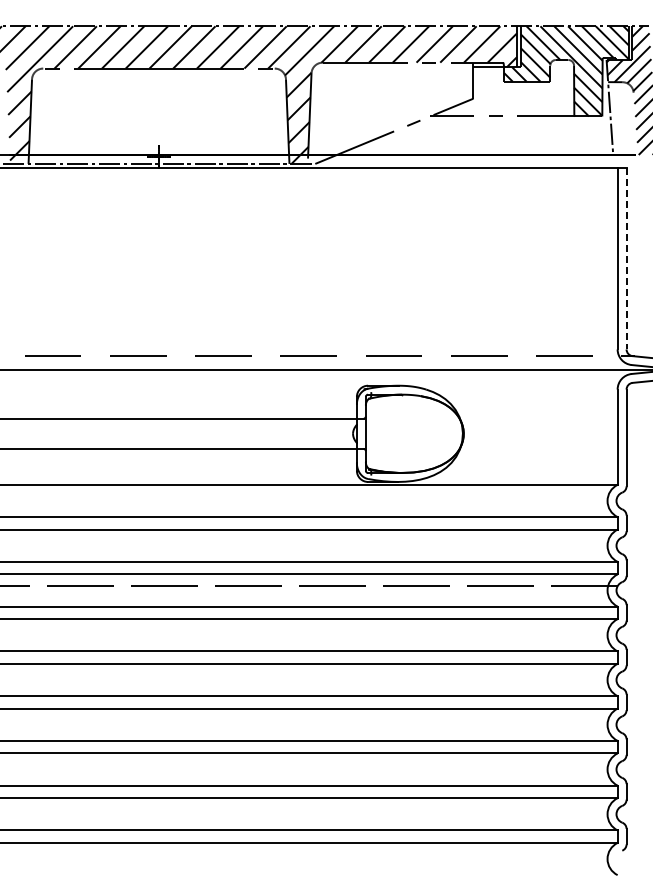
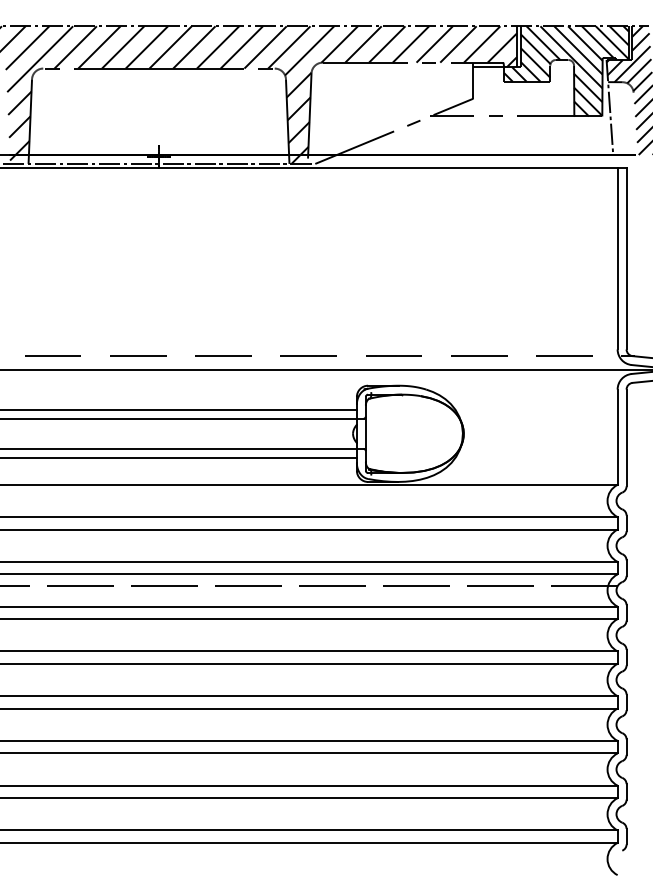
line: dashed -> solid (626, 258)
line: none -> present (179, 409)
line: none -> present (179, 457)
